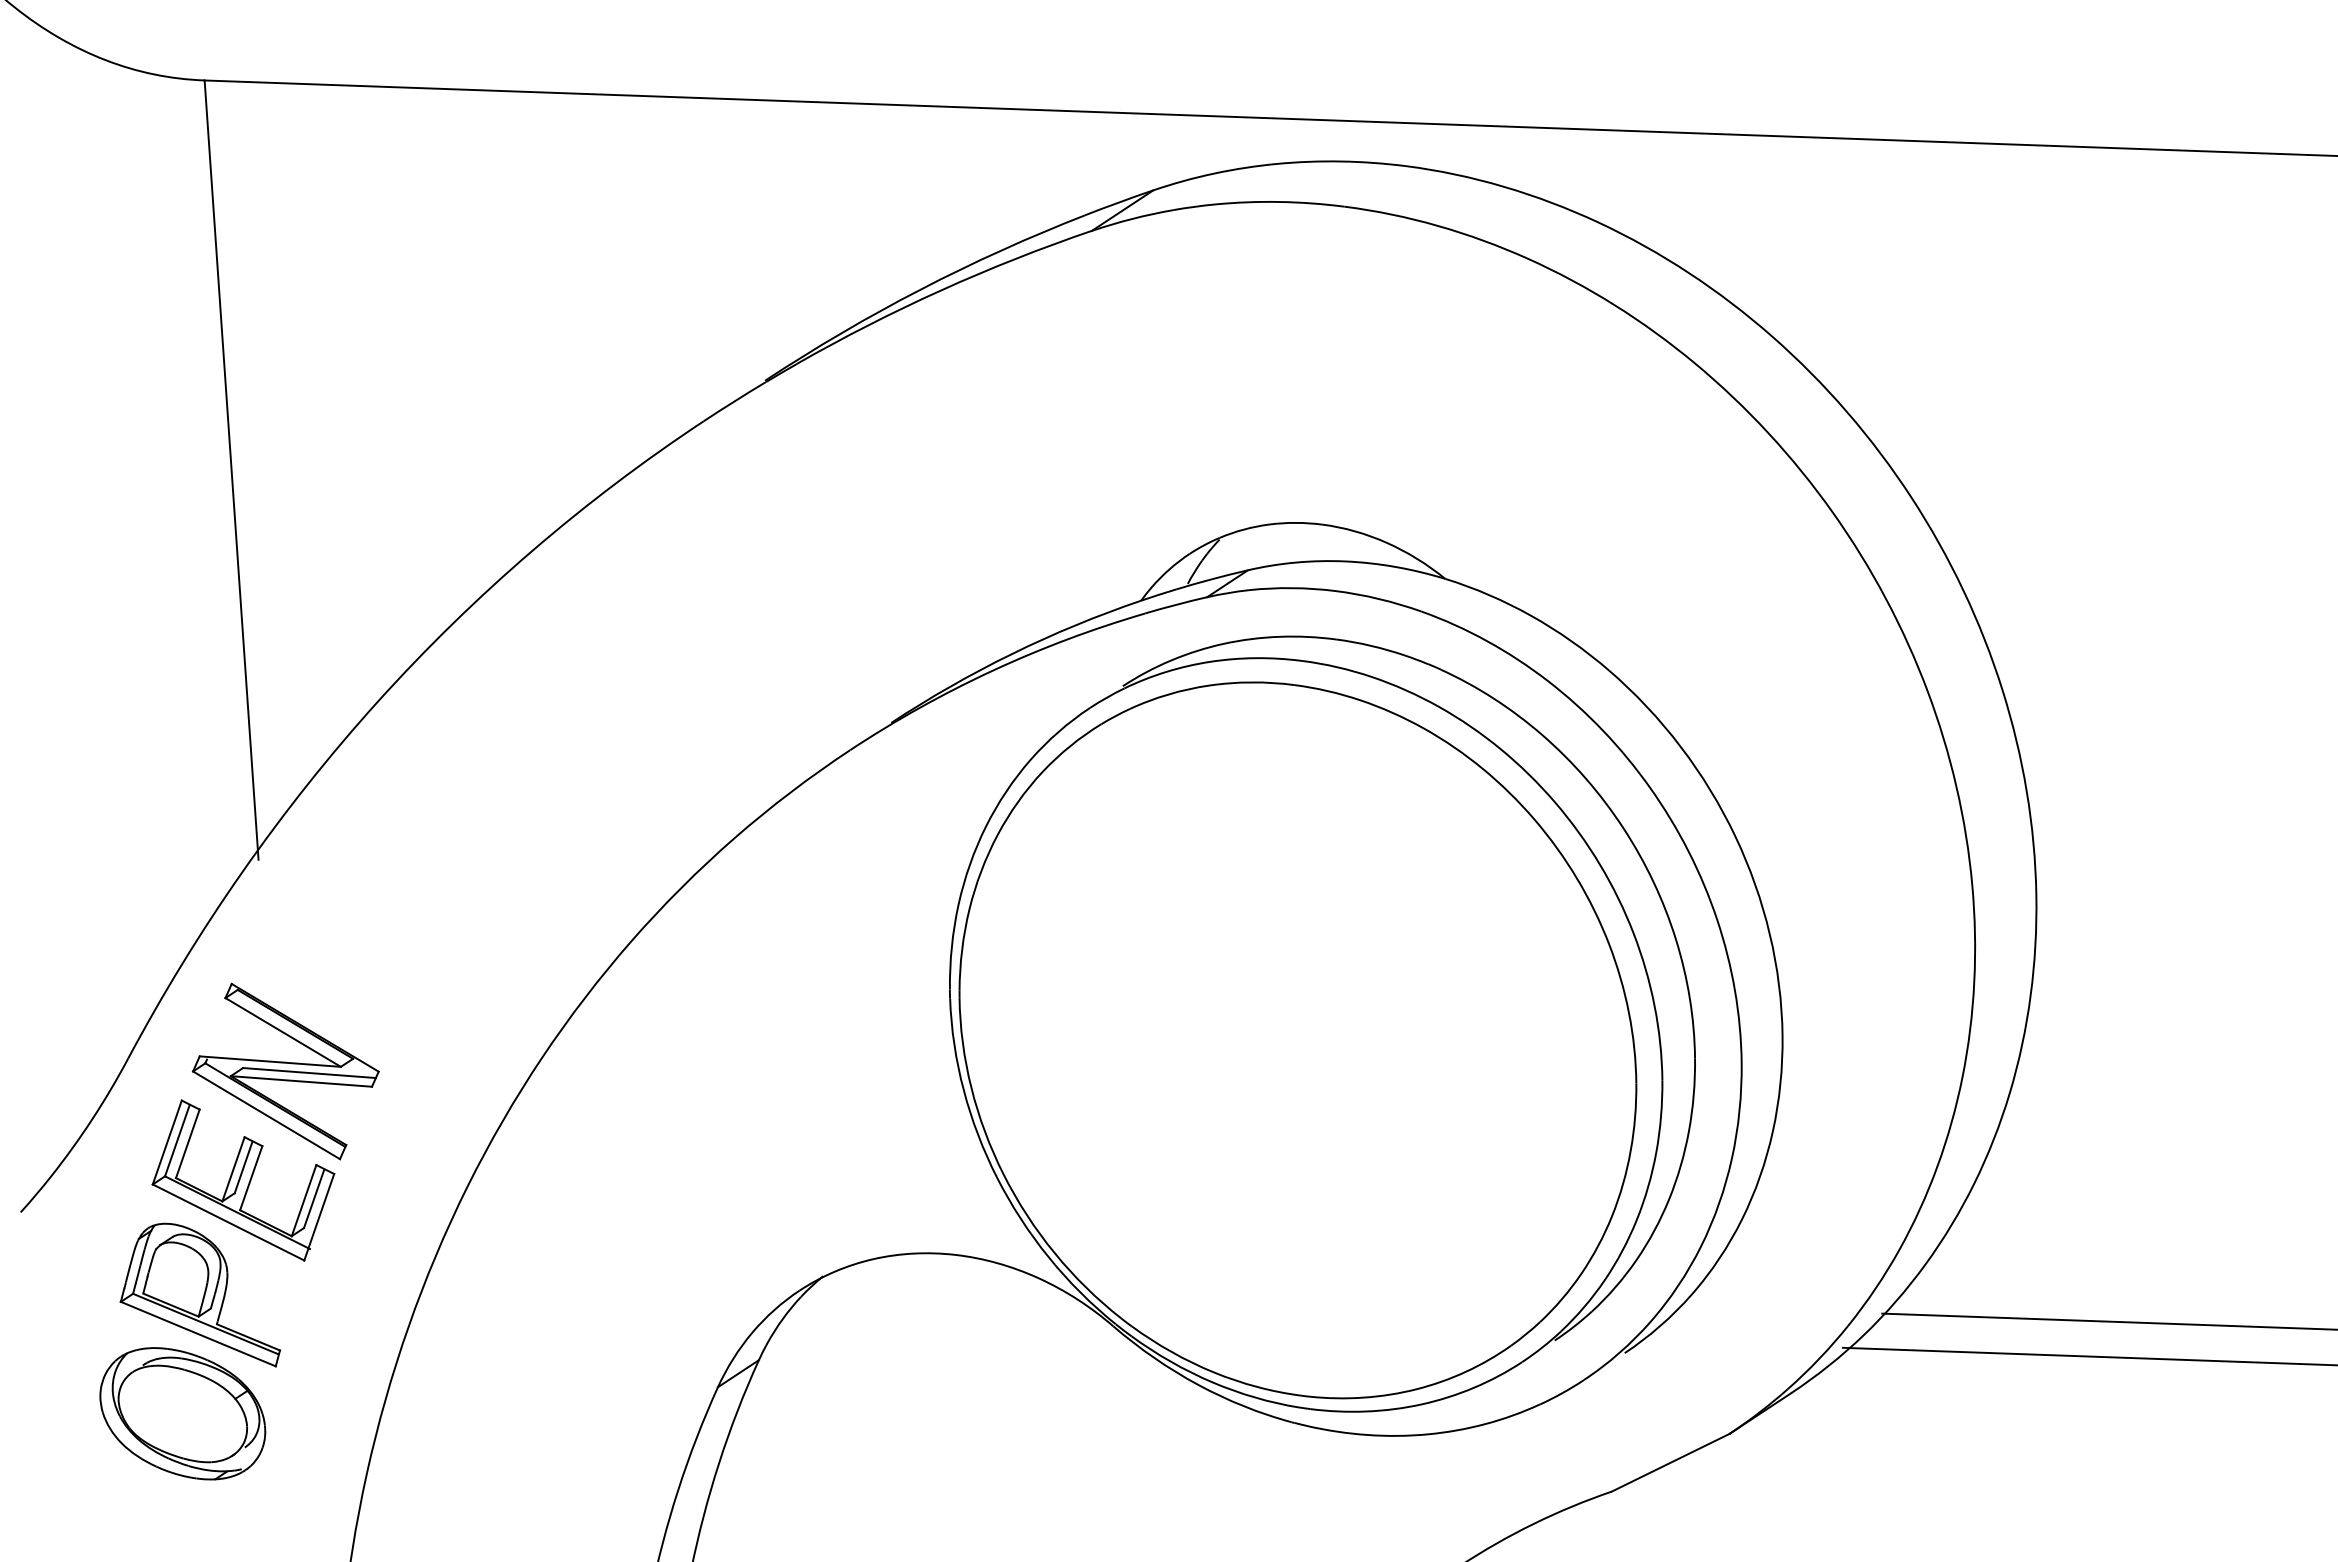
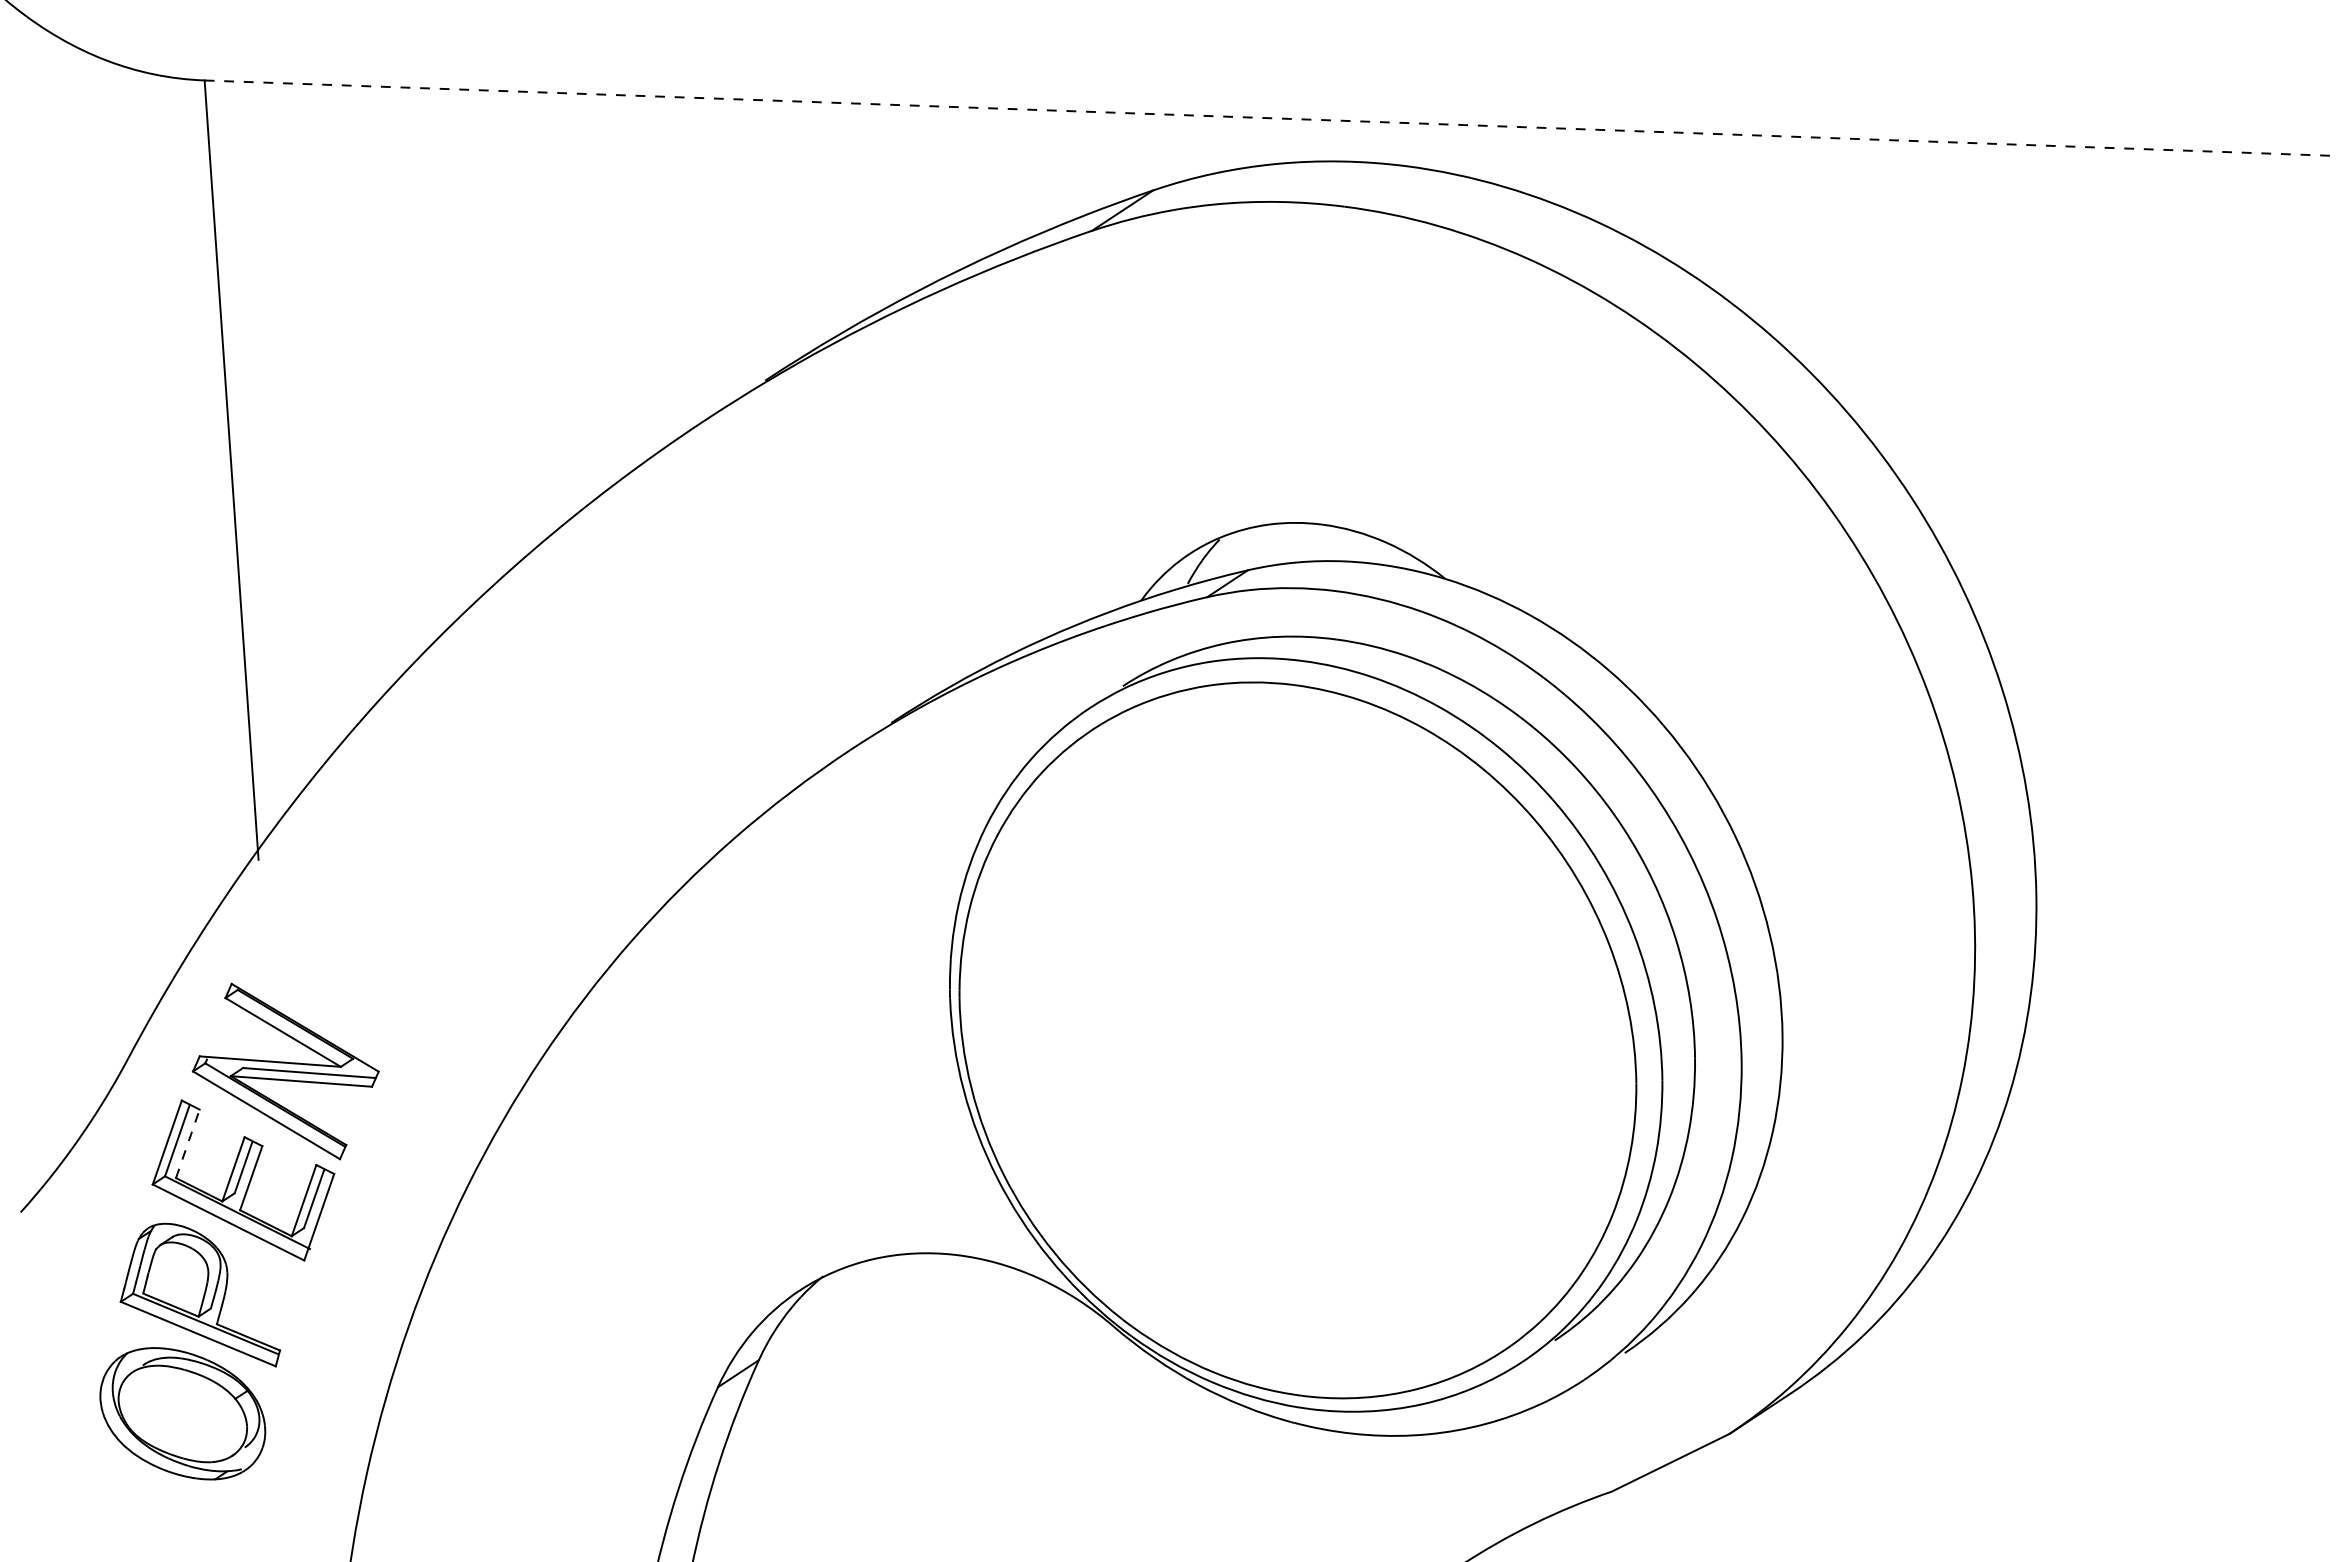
line: solid -> dashed (1270, 118)
line: solid -> dashed (188, 1143)
line: present -> none (2108, 1321)
line: present -> none (2088, 1356)
